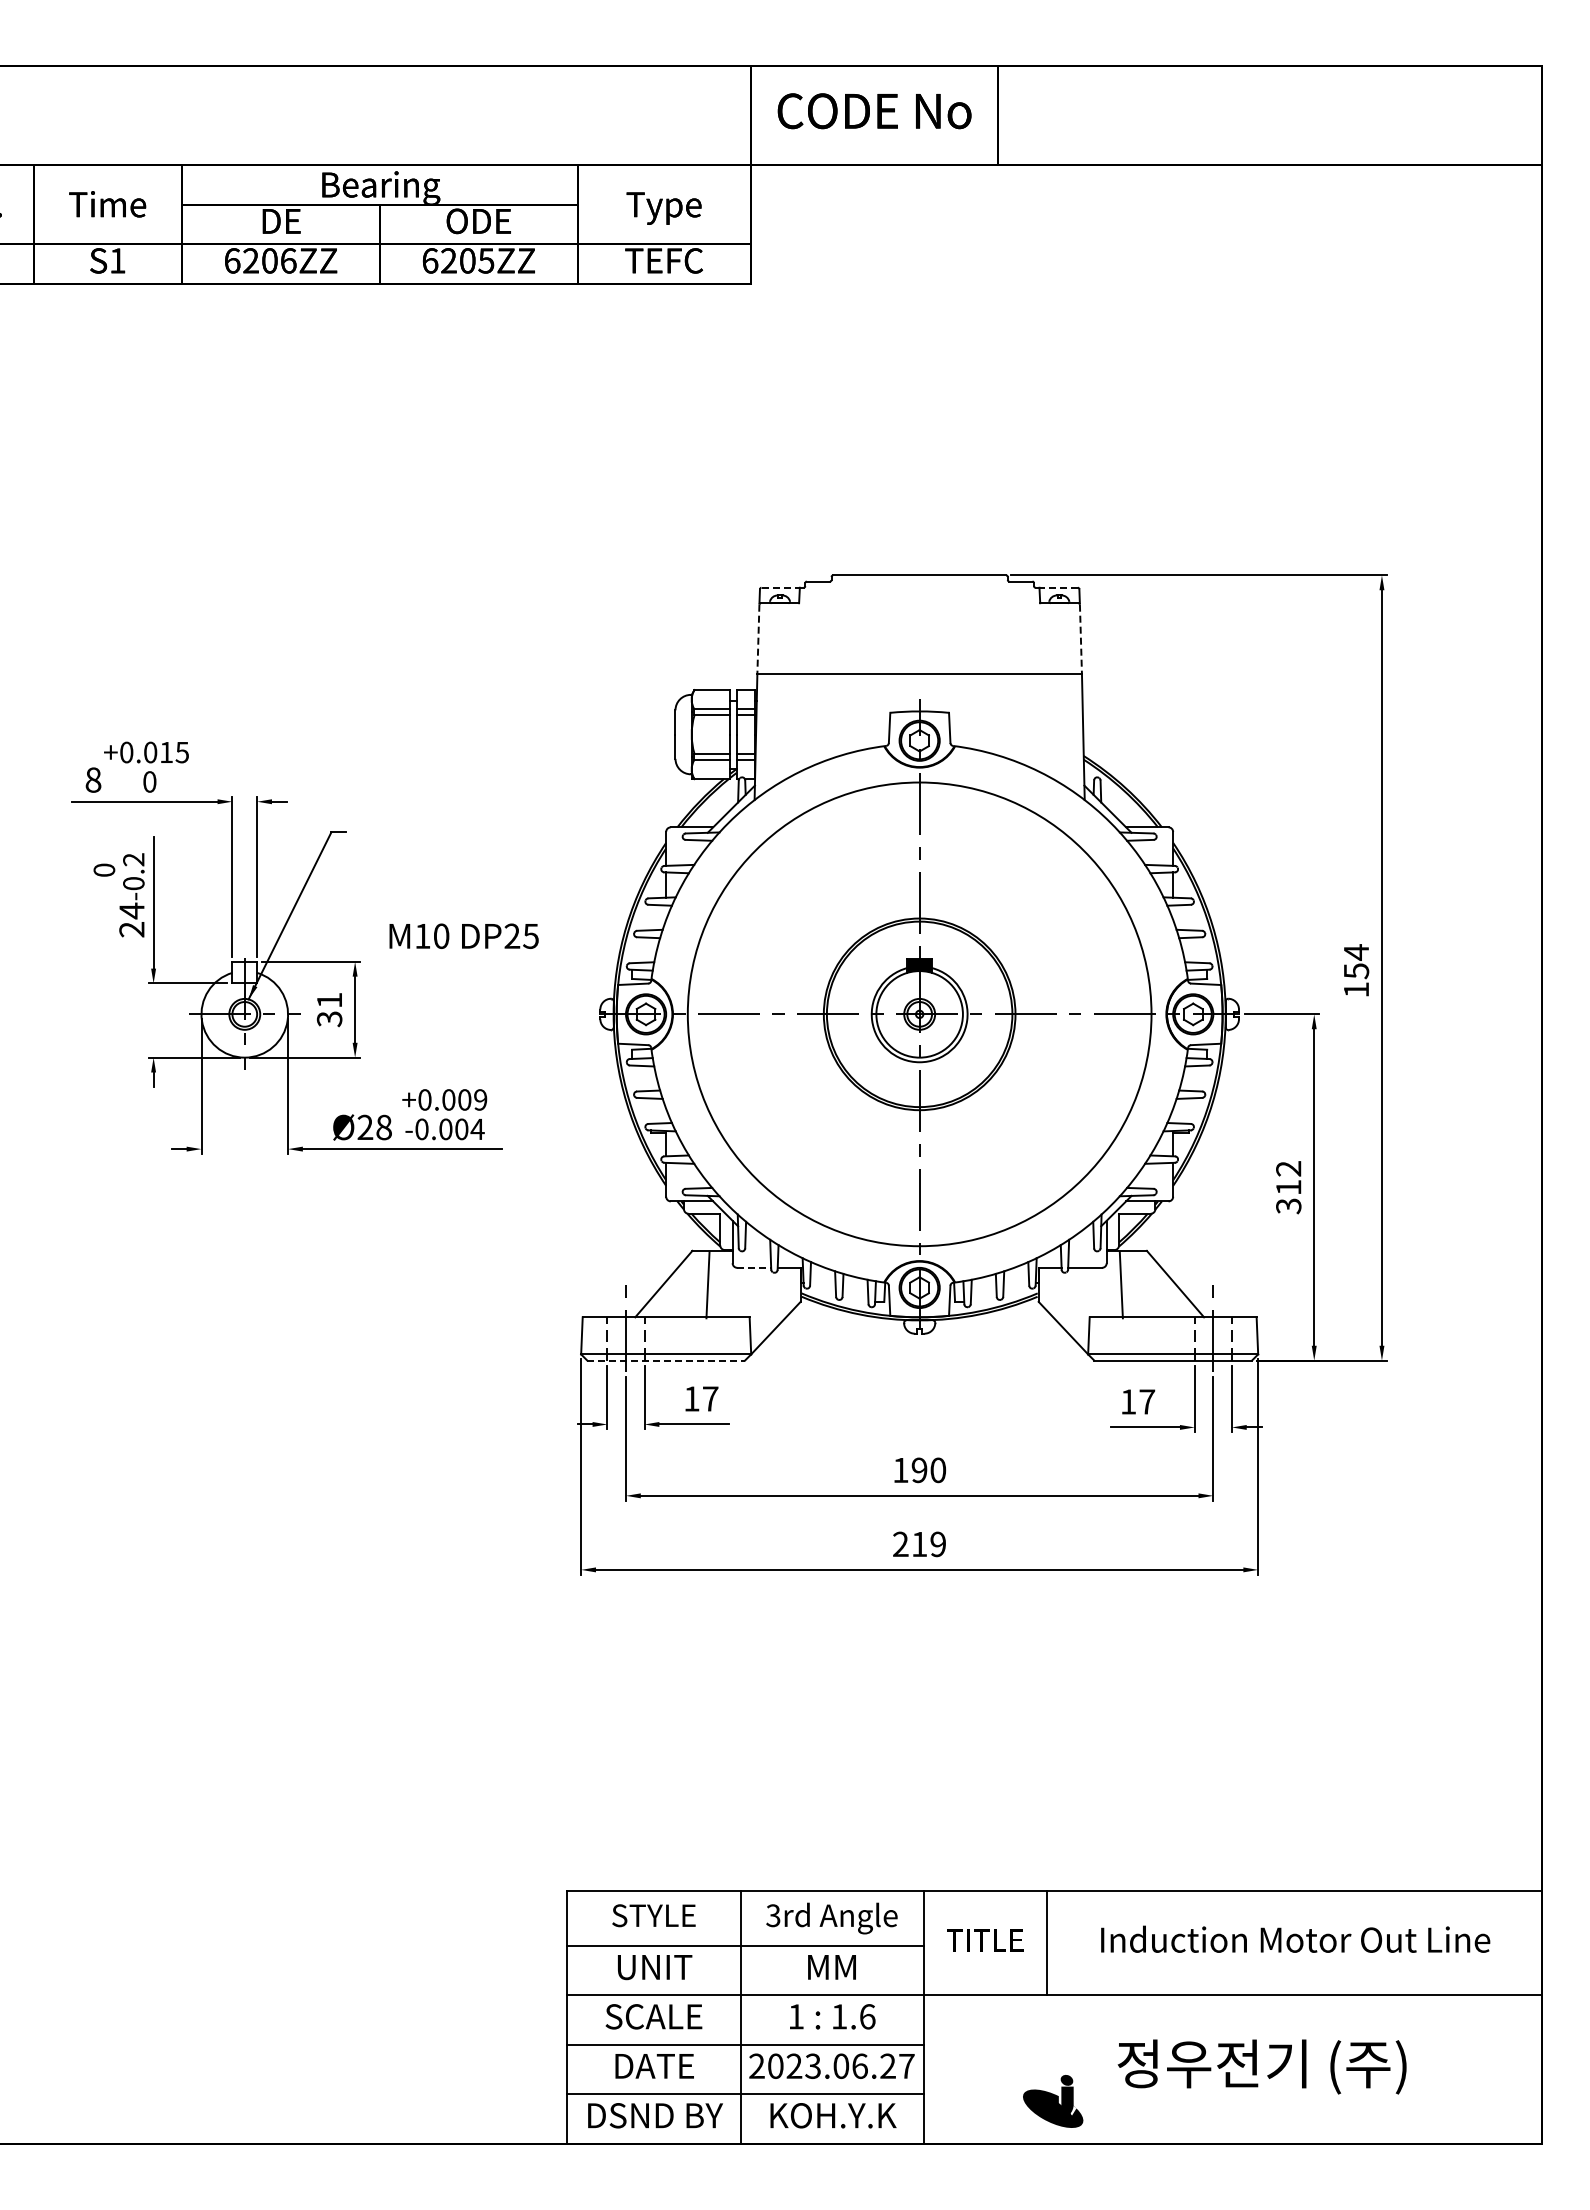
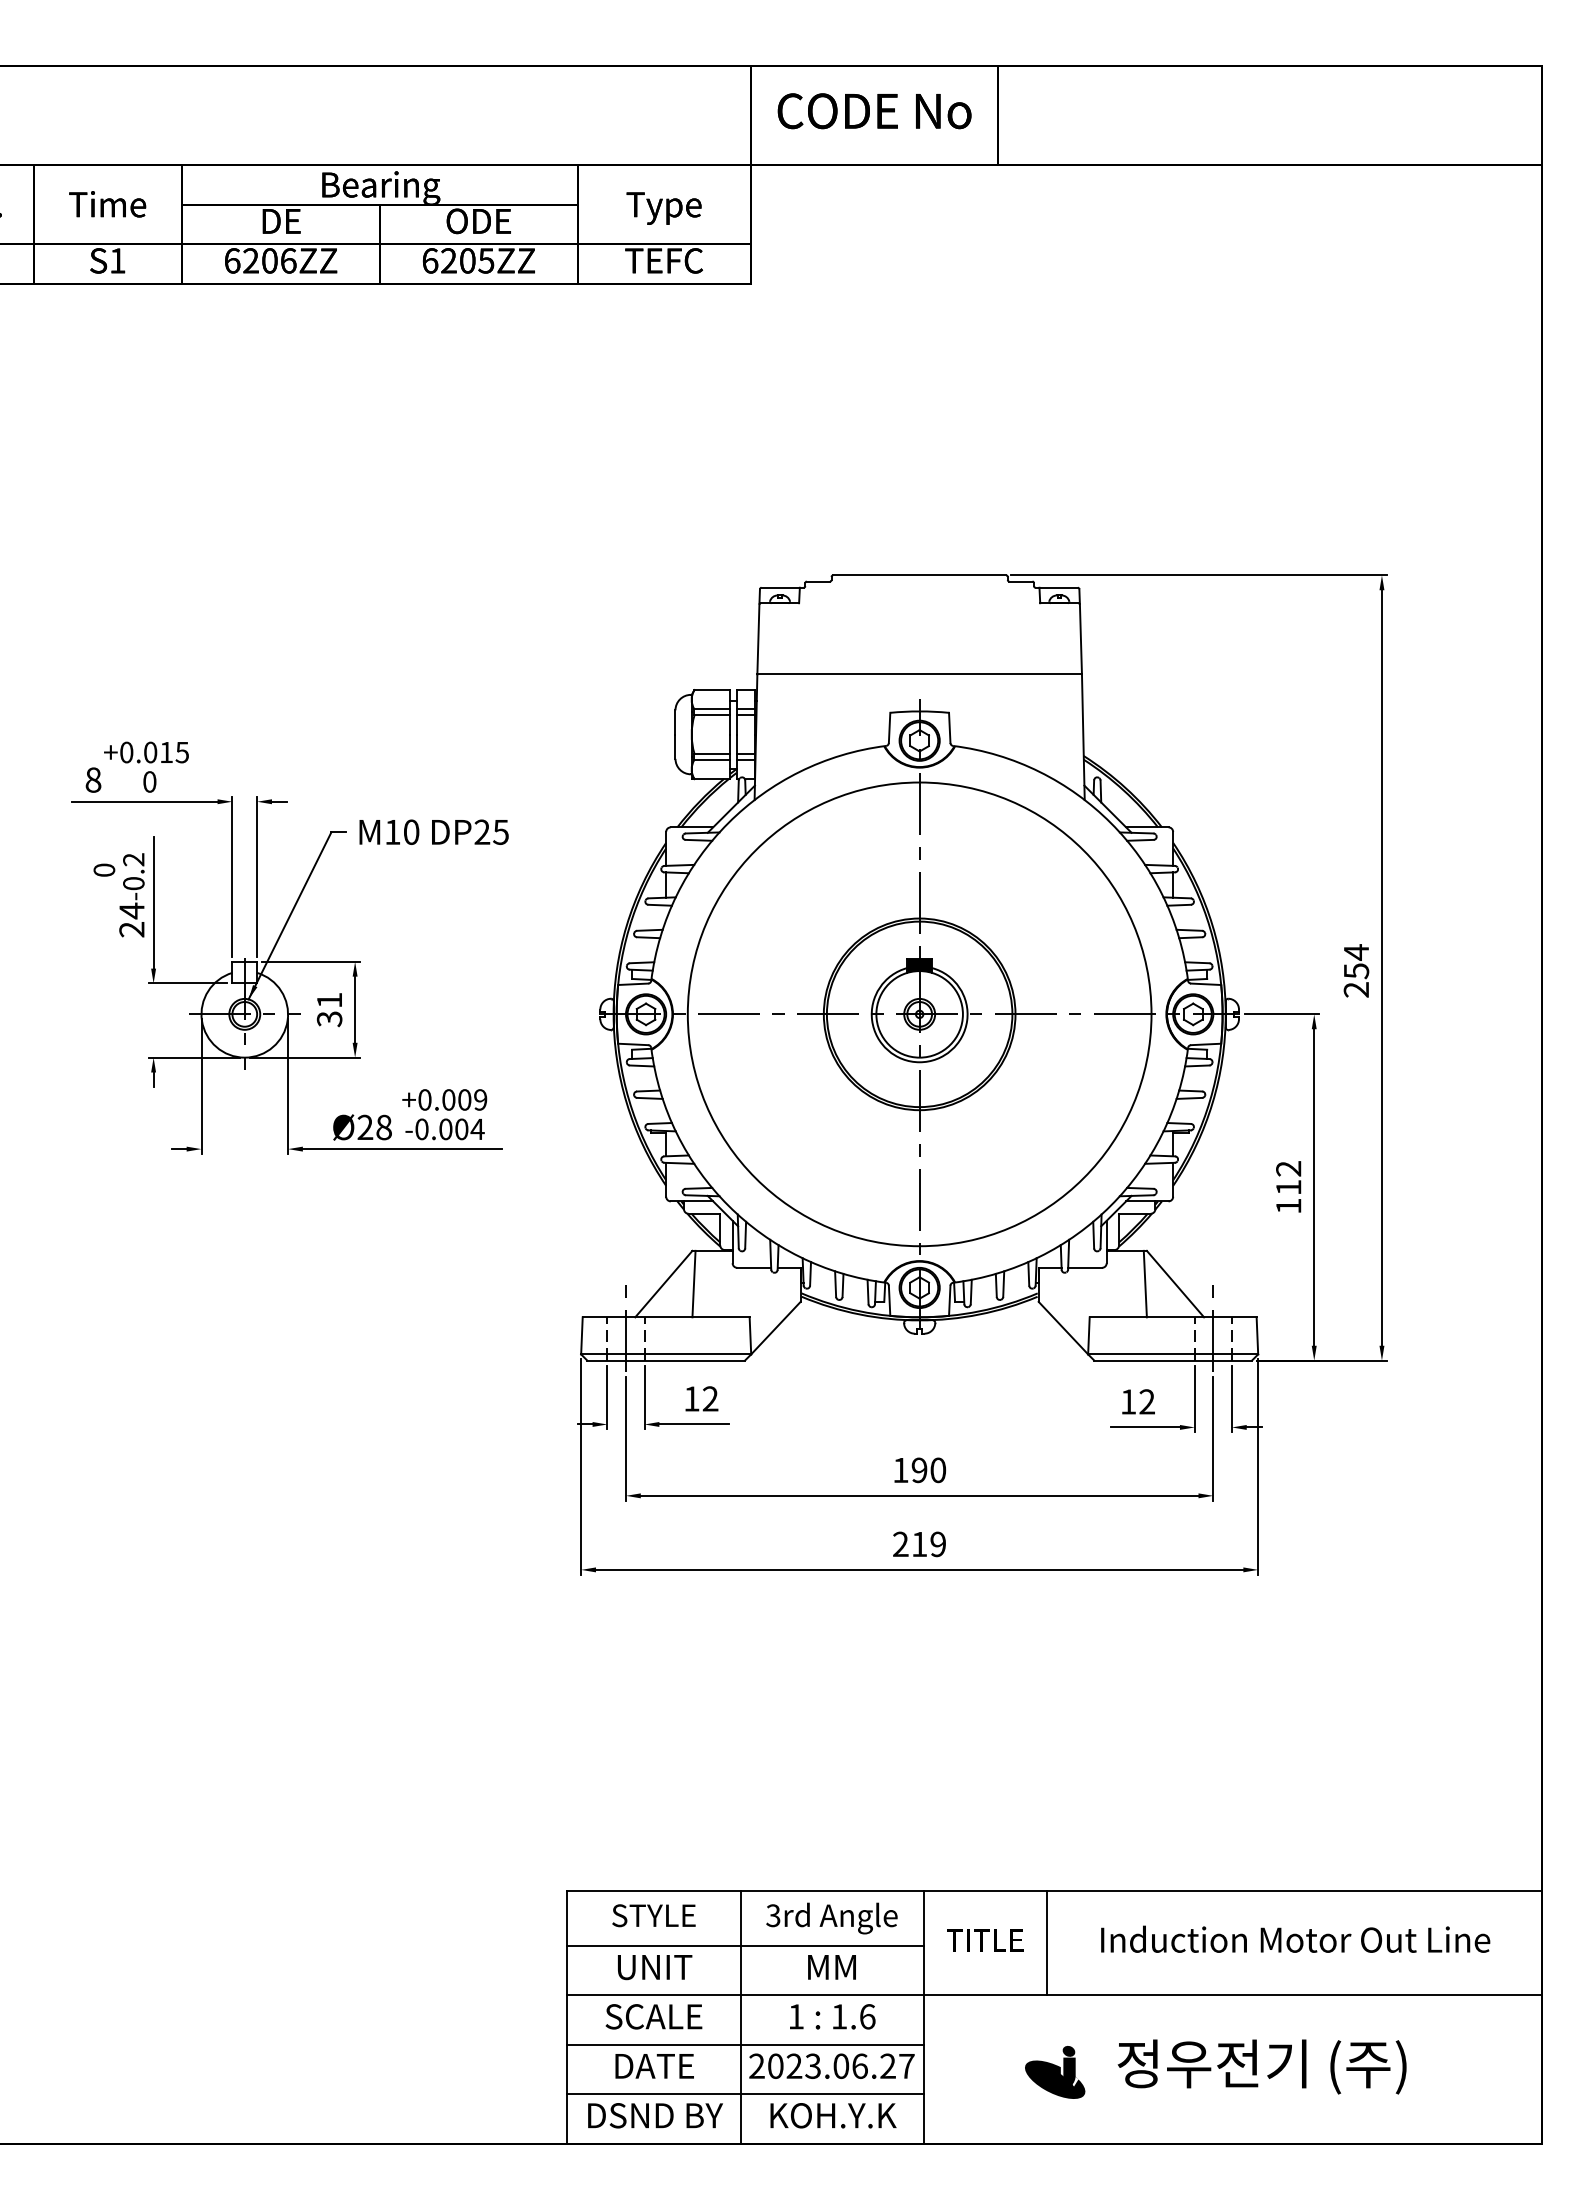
line: dashed -> solid (781, 587)
line: dashed -> solid (1058, 587)
line: dashed -> solid (758, 639)
line: dashed -> solid (1080, 639)
text position: (463, 935) -> (433, 831) (433, 831)
text: 154 -> 254 (1355, 989)
text: 312 -> 112 (1288, 1206)
line: dashed -> solid (754, 1267)
line position: (707, 1284) -> (693, 1283) (693, 1283)
line position: (1120, 1284) -> (1144, 1283) (1144, 1283)
line: dashed -> solid (666, 1360)
text: 17 -> 12 (710, 1398)
text: 17 -> 12 (1147, 1401)
part position: (1053, 2101) -> (1055, 2072) (1055, 2072)
